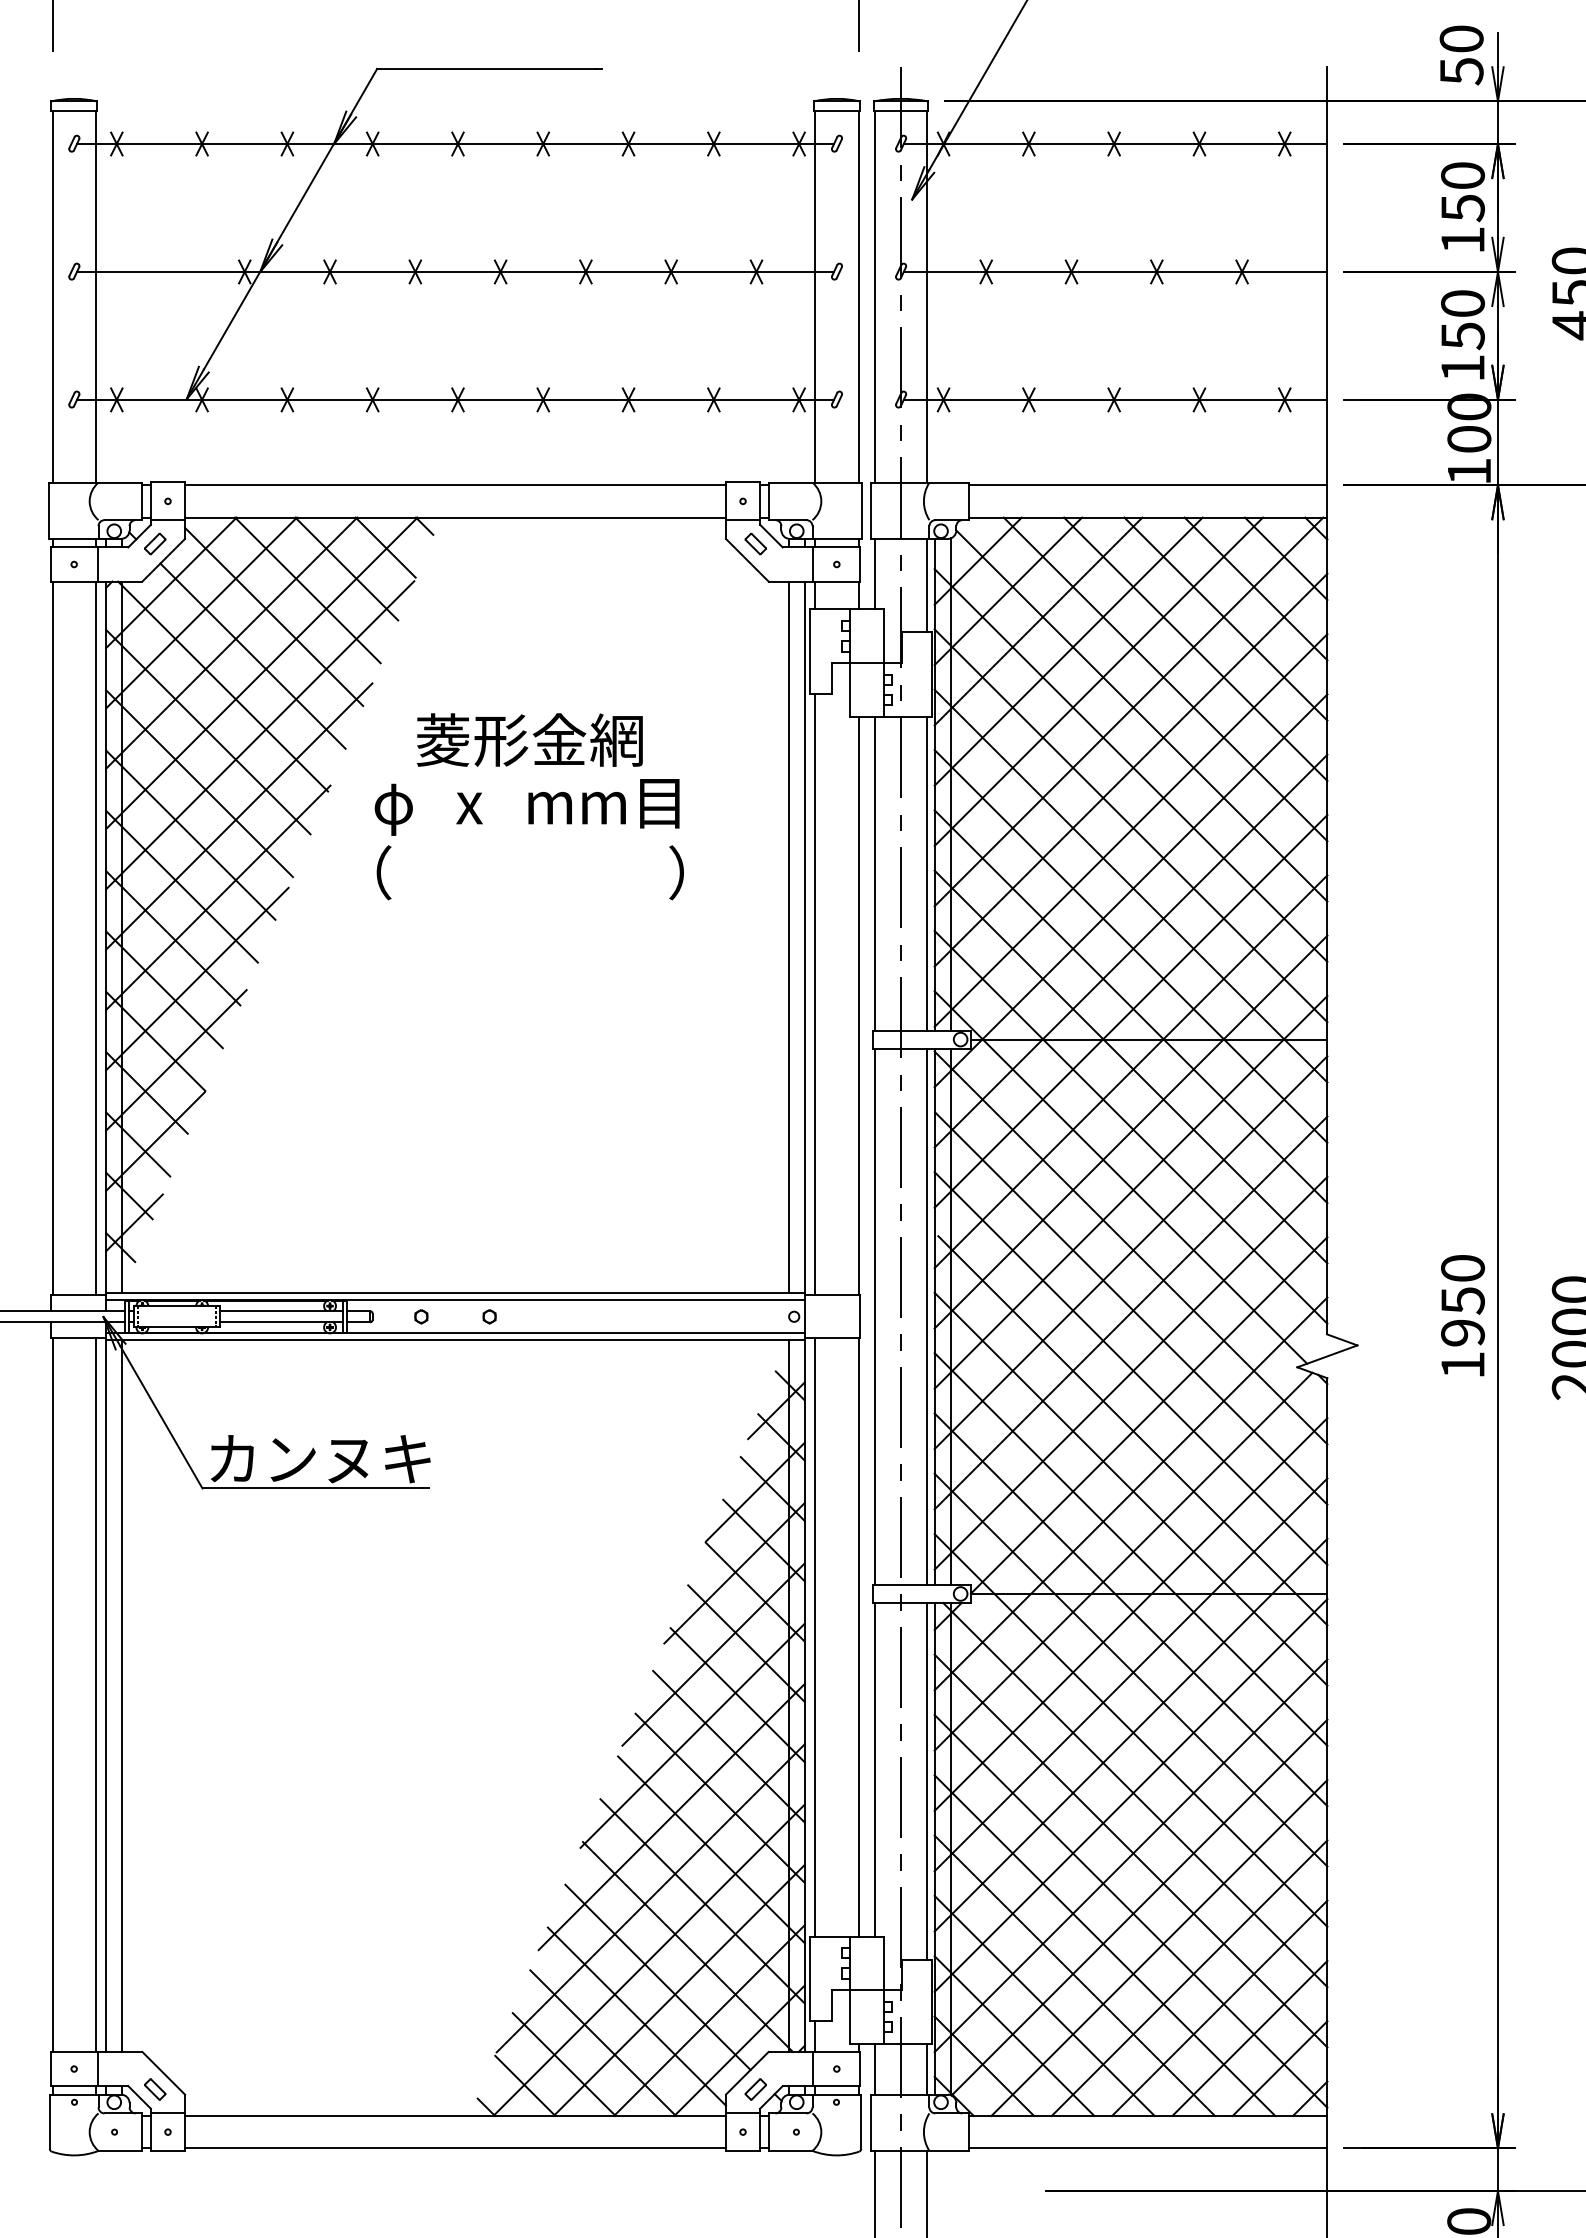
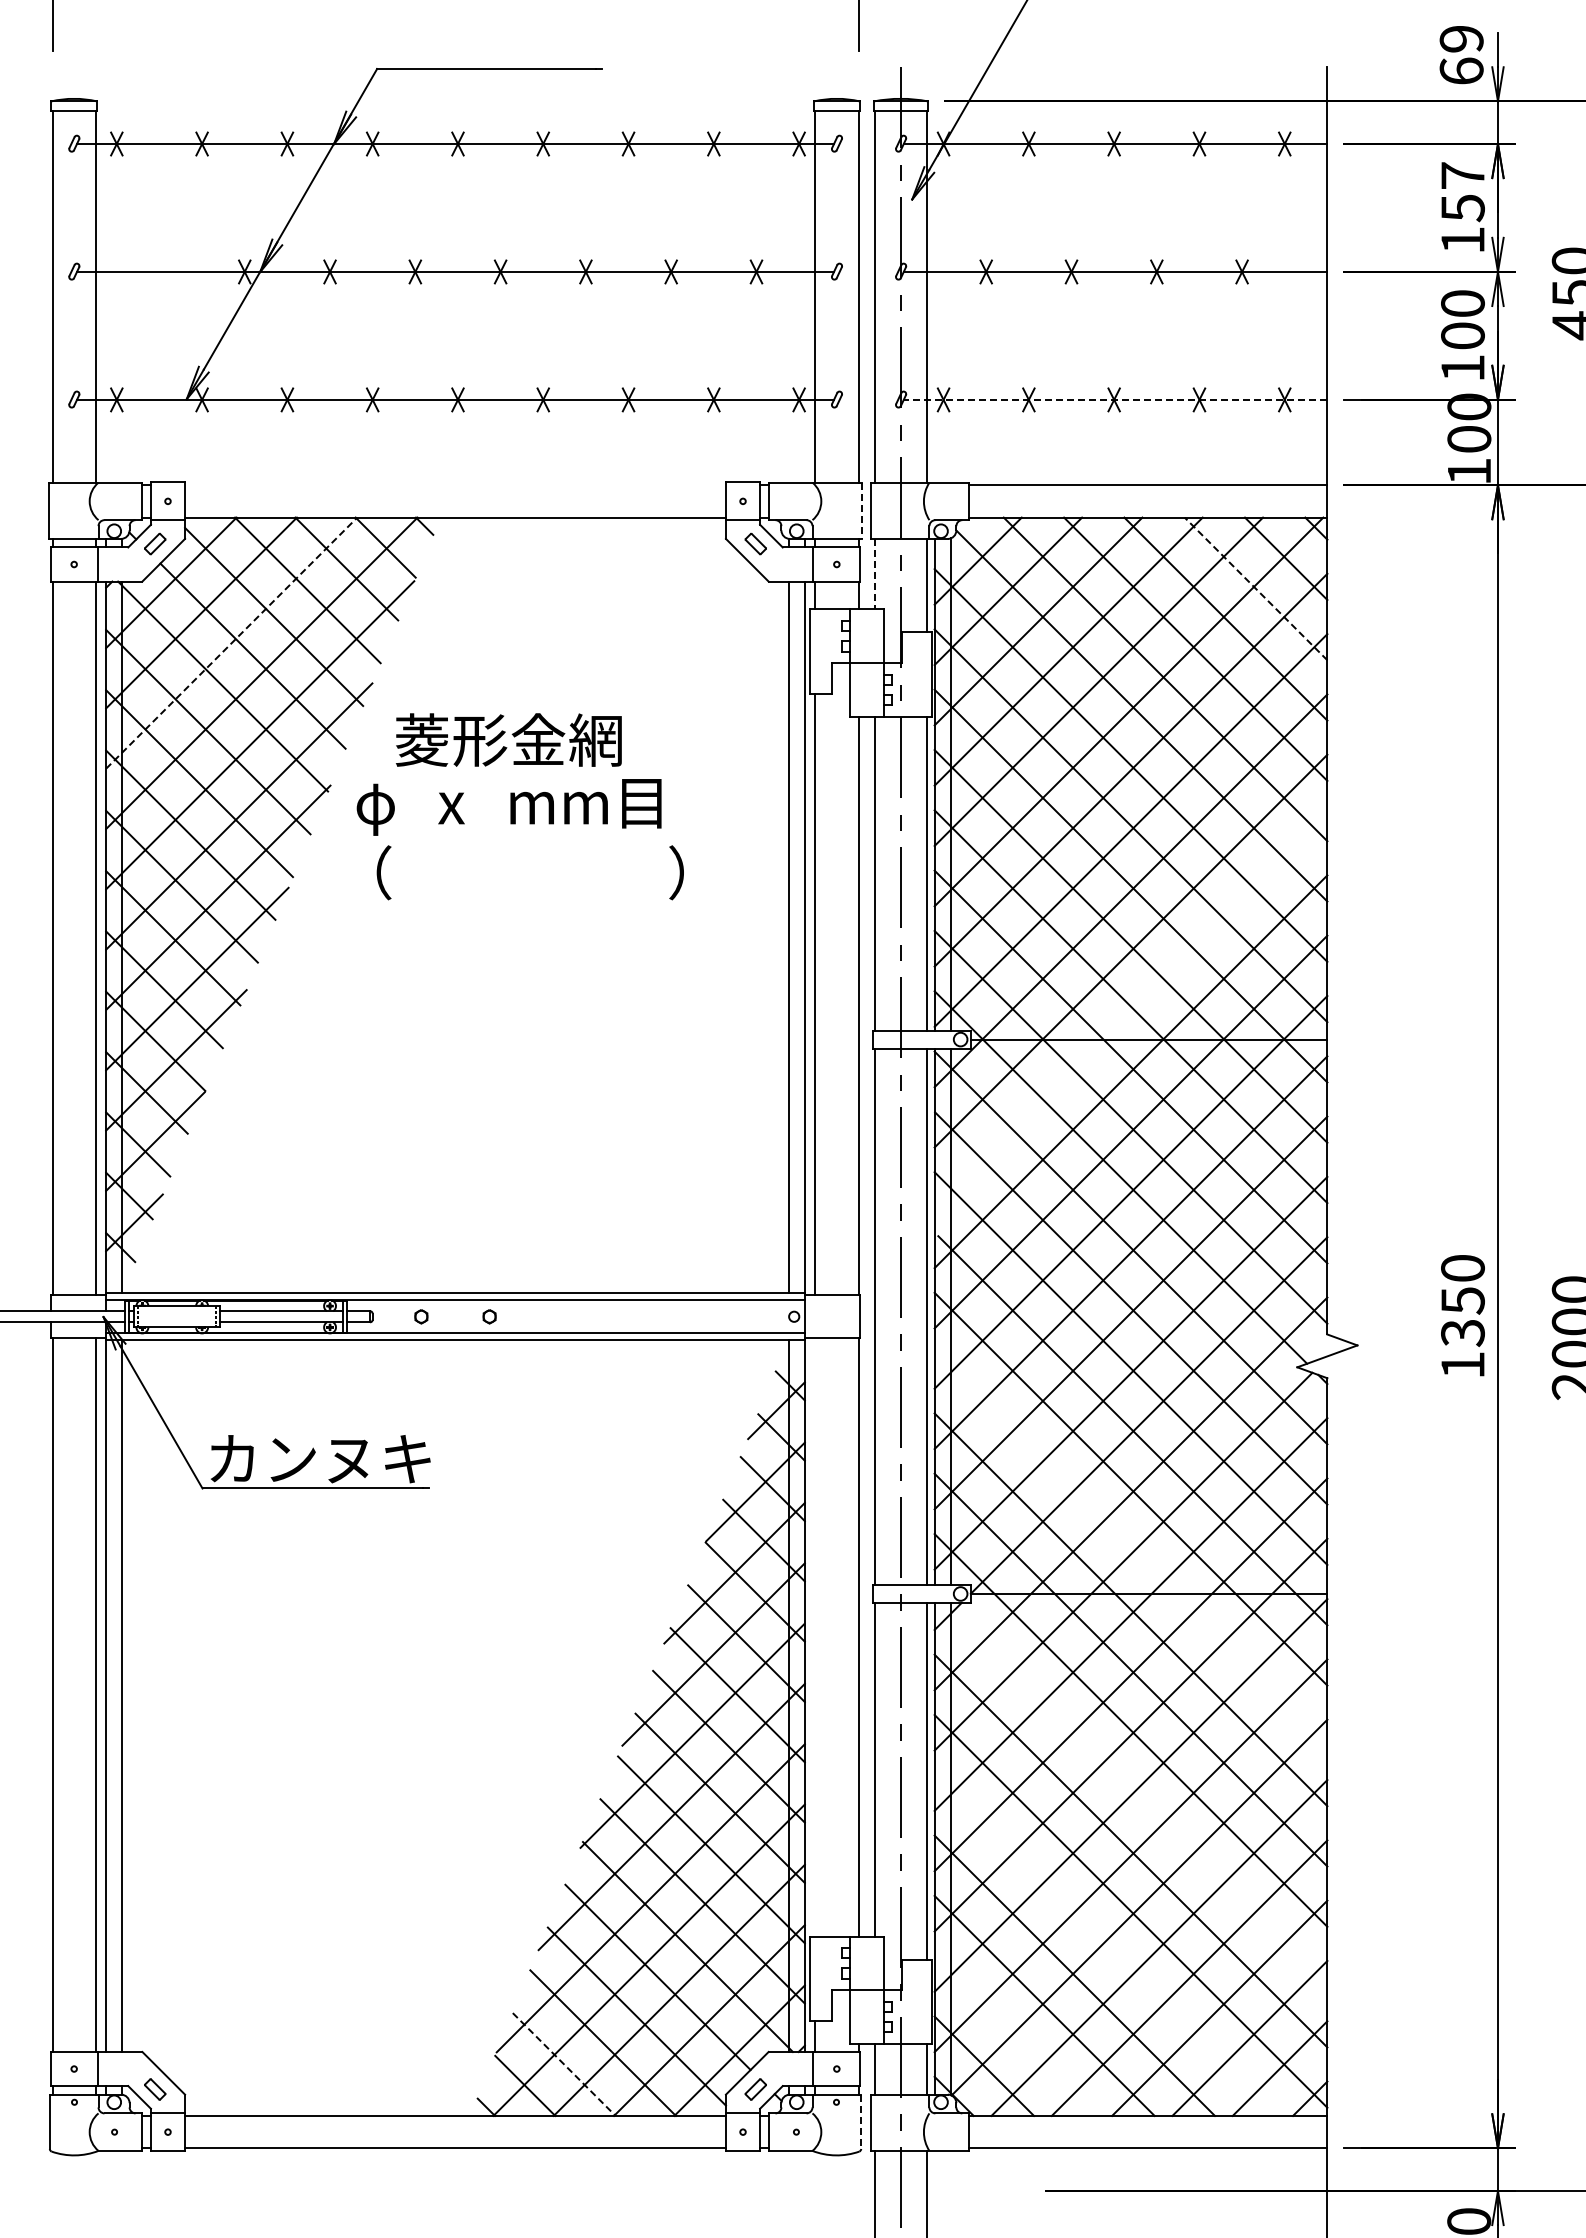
text: 50 -> 69 (1461, 55)
text: 150 -> 157 (1462, 175)
text: 150 -> 100 (1462, 336)
line: solid -> dashed (1115, 399)
line: present -> none (455, 485)
line: solid -> dashed (861, 511)
line: solid -> dashed (875, 574)
line: solid -> dashed (1256, 588)
line: solid -> dashed (231, 643)
text position: (529, 739) -> (508, 739) (508, 739)
text position: (526, 807) -> (508, 807) (508, 807)
line: present -> none (1130, 1011)
text: 1950 -> 1350 (1462, 1333)
line: present -> none (1130, 1549)
line: present -> none (815, 1637)
line: present -> none (1135, 1794)
line: present -> none (1104, 1945)
line: present -> none (1014, 2035)
line: solid -> dashed (564, 2064)
line: solid -> dashed (861, 2122)
